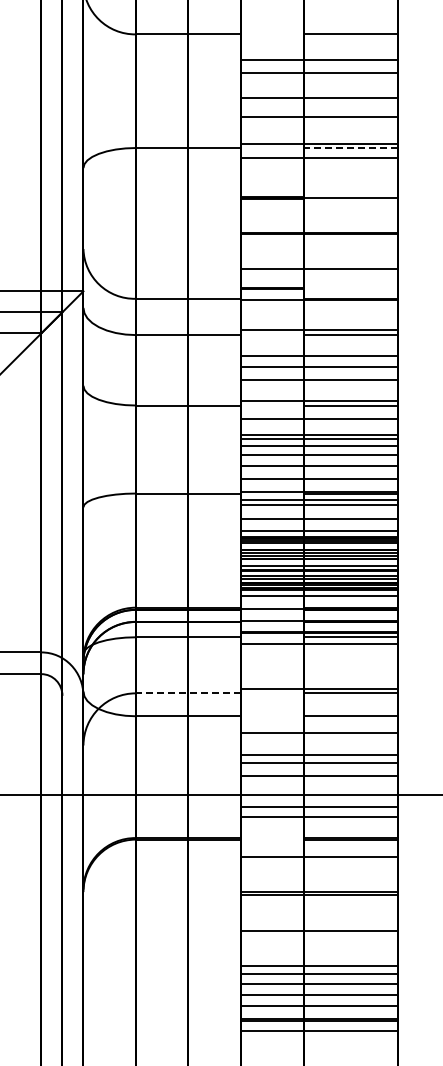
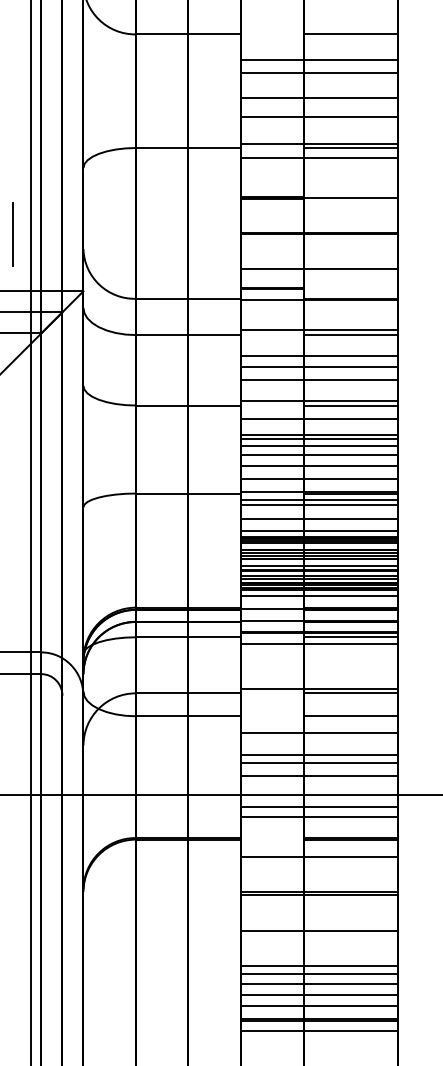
line: dashed -> solid (350, 148)
line: none -> present (12, 234)
line: none -> present (30, 532)
line: dashed -> solid (187, 693)
